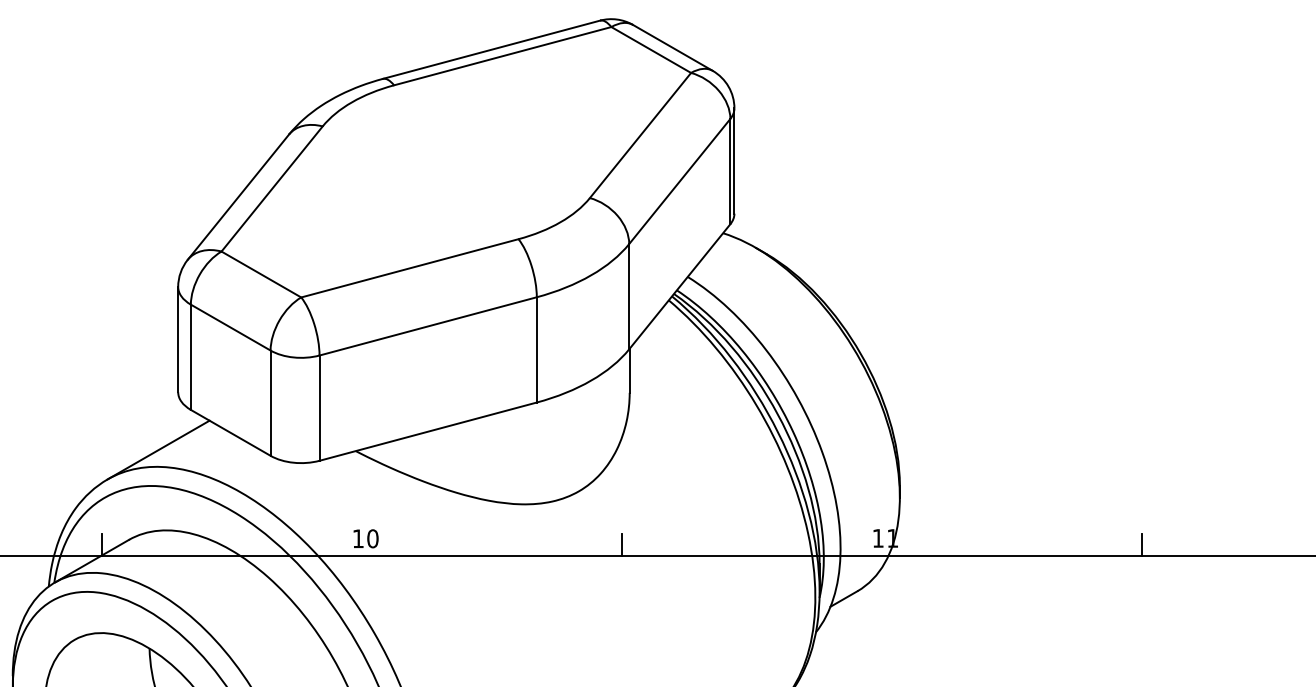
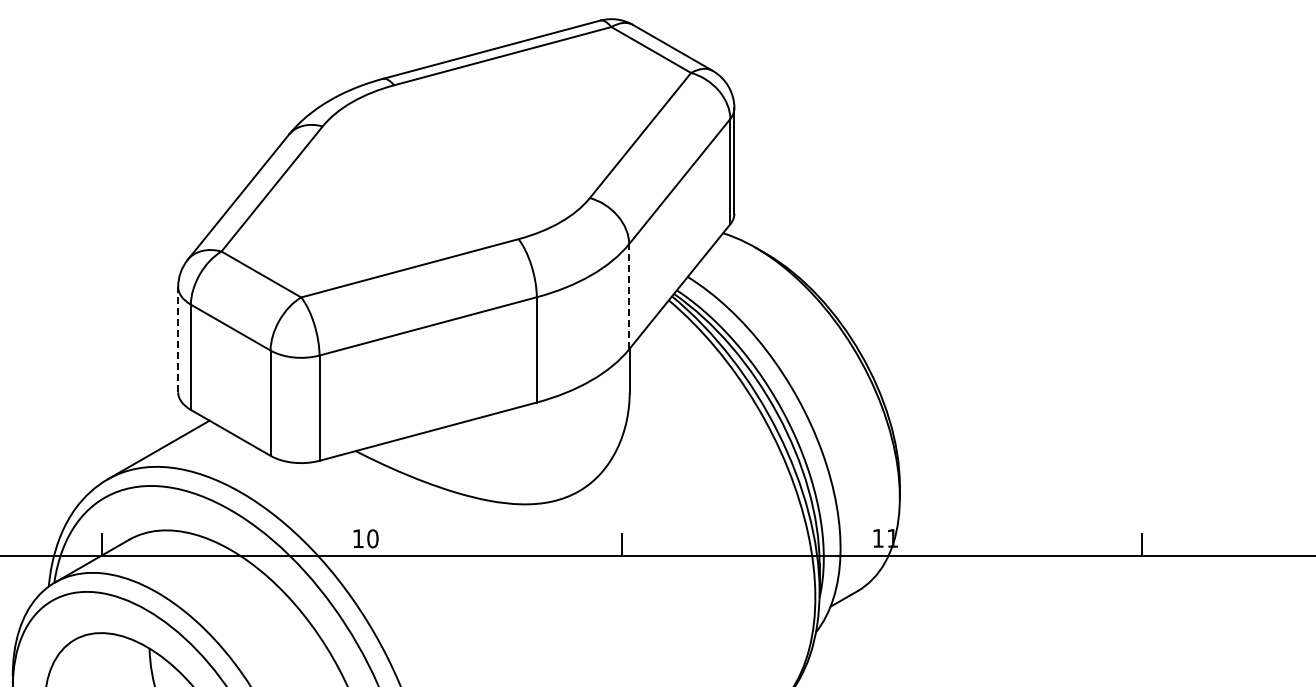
line: solid -> dashed (629, 296)
line: solid -> dashed (178, 339)
